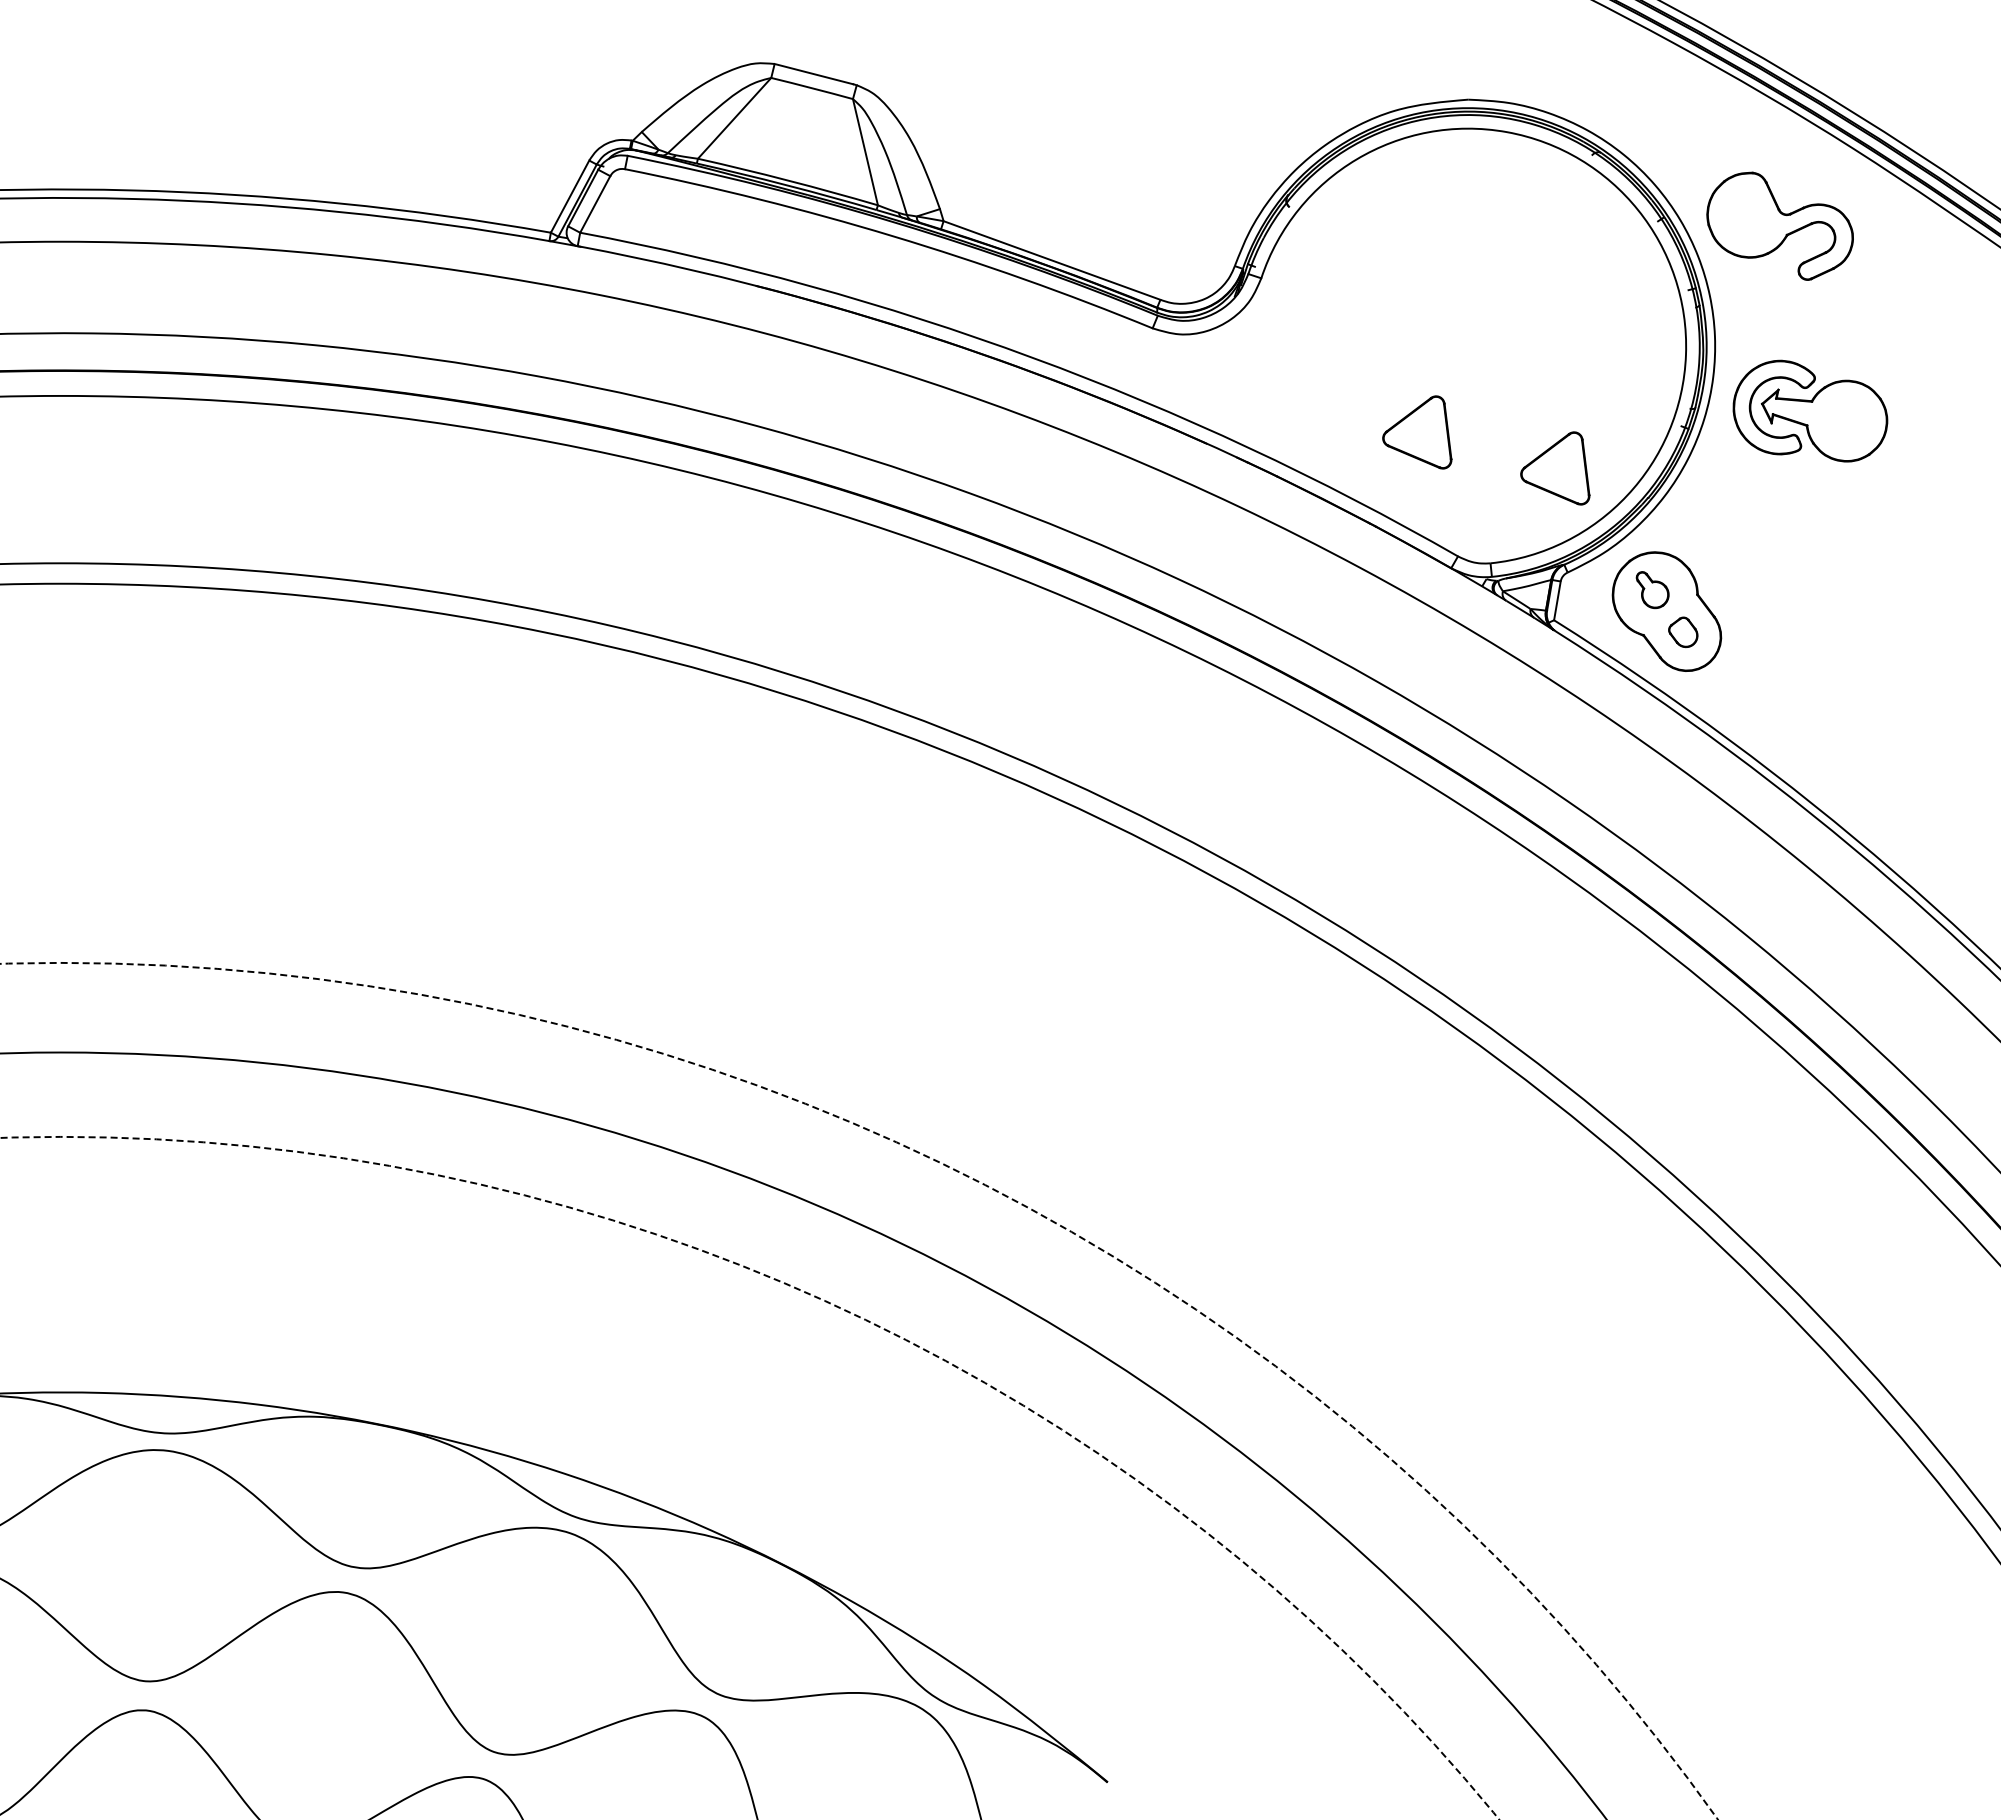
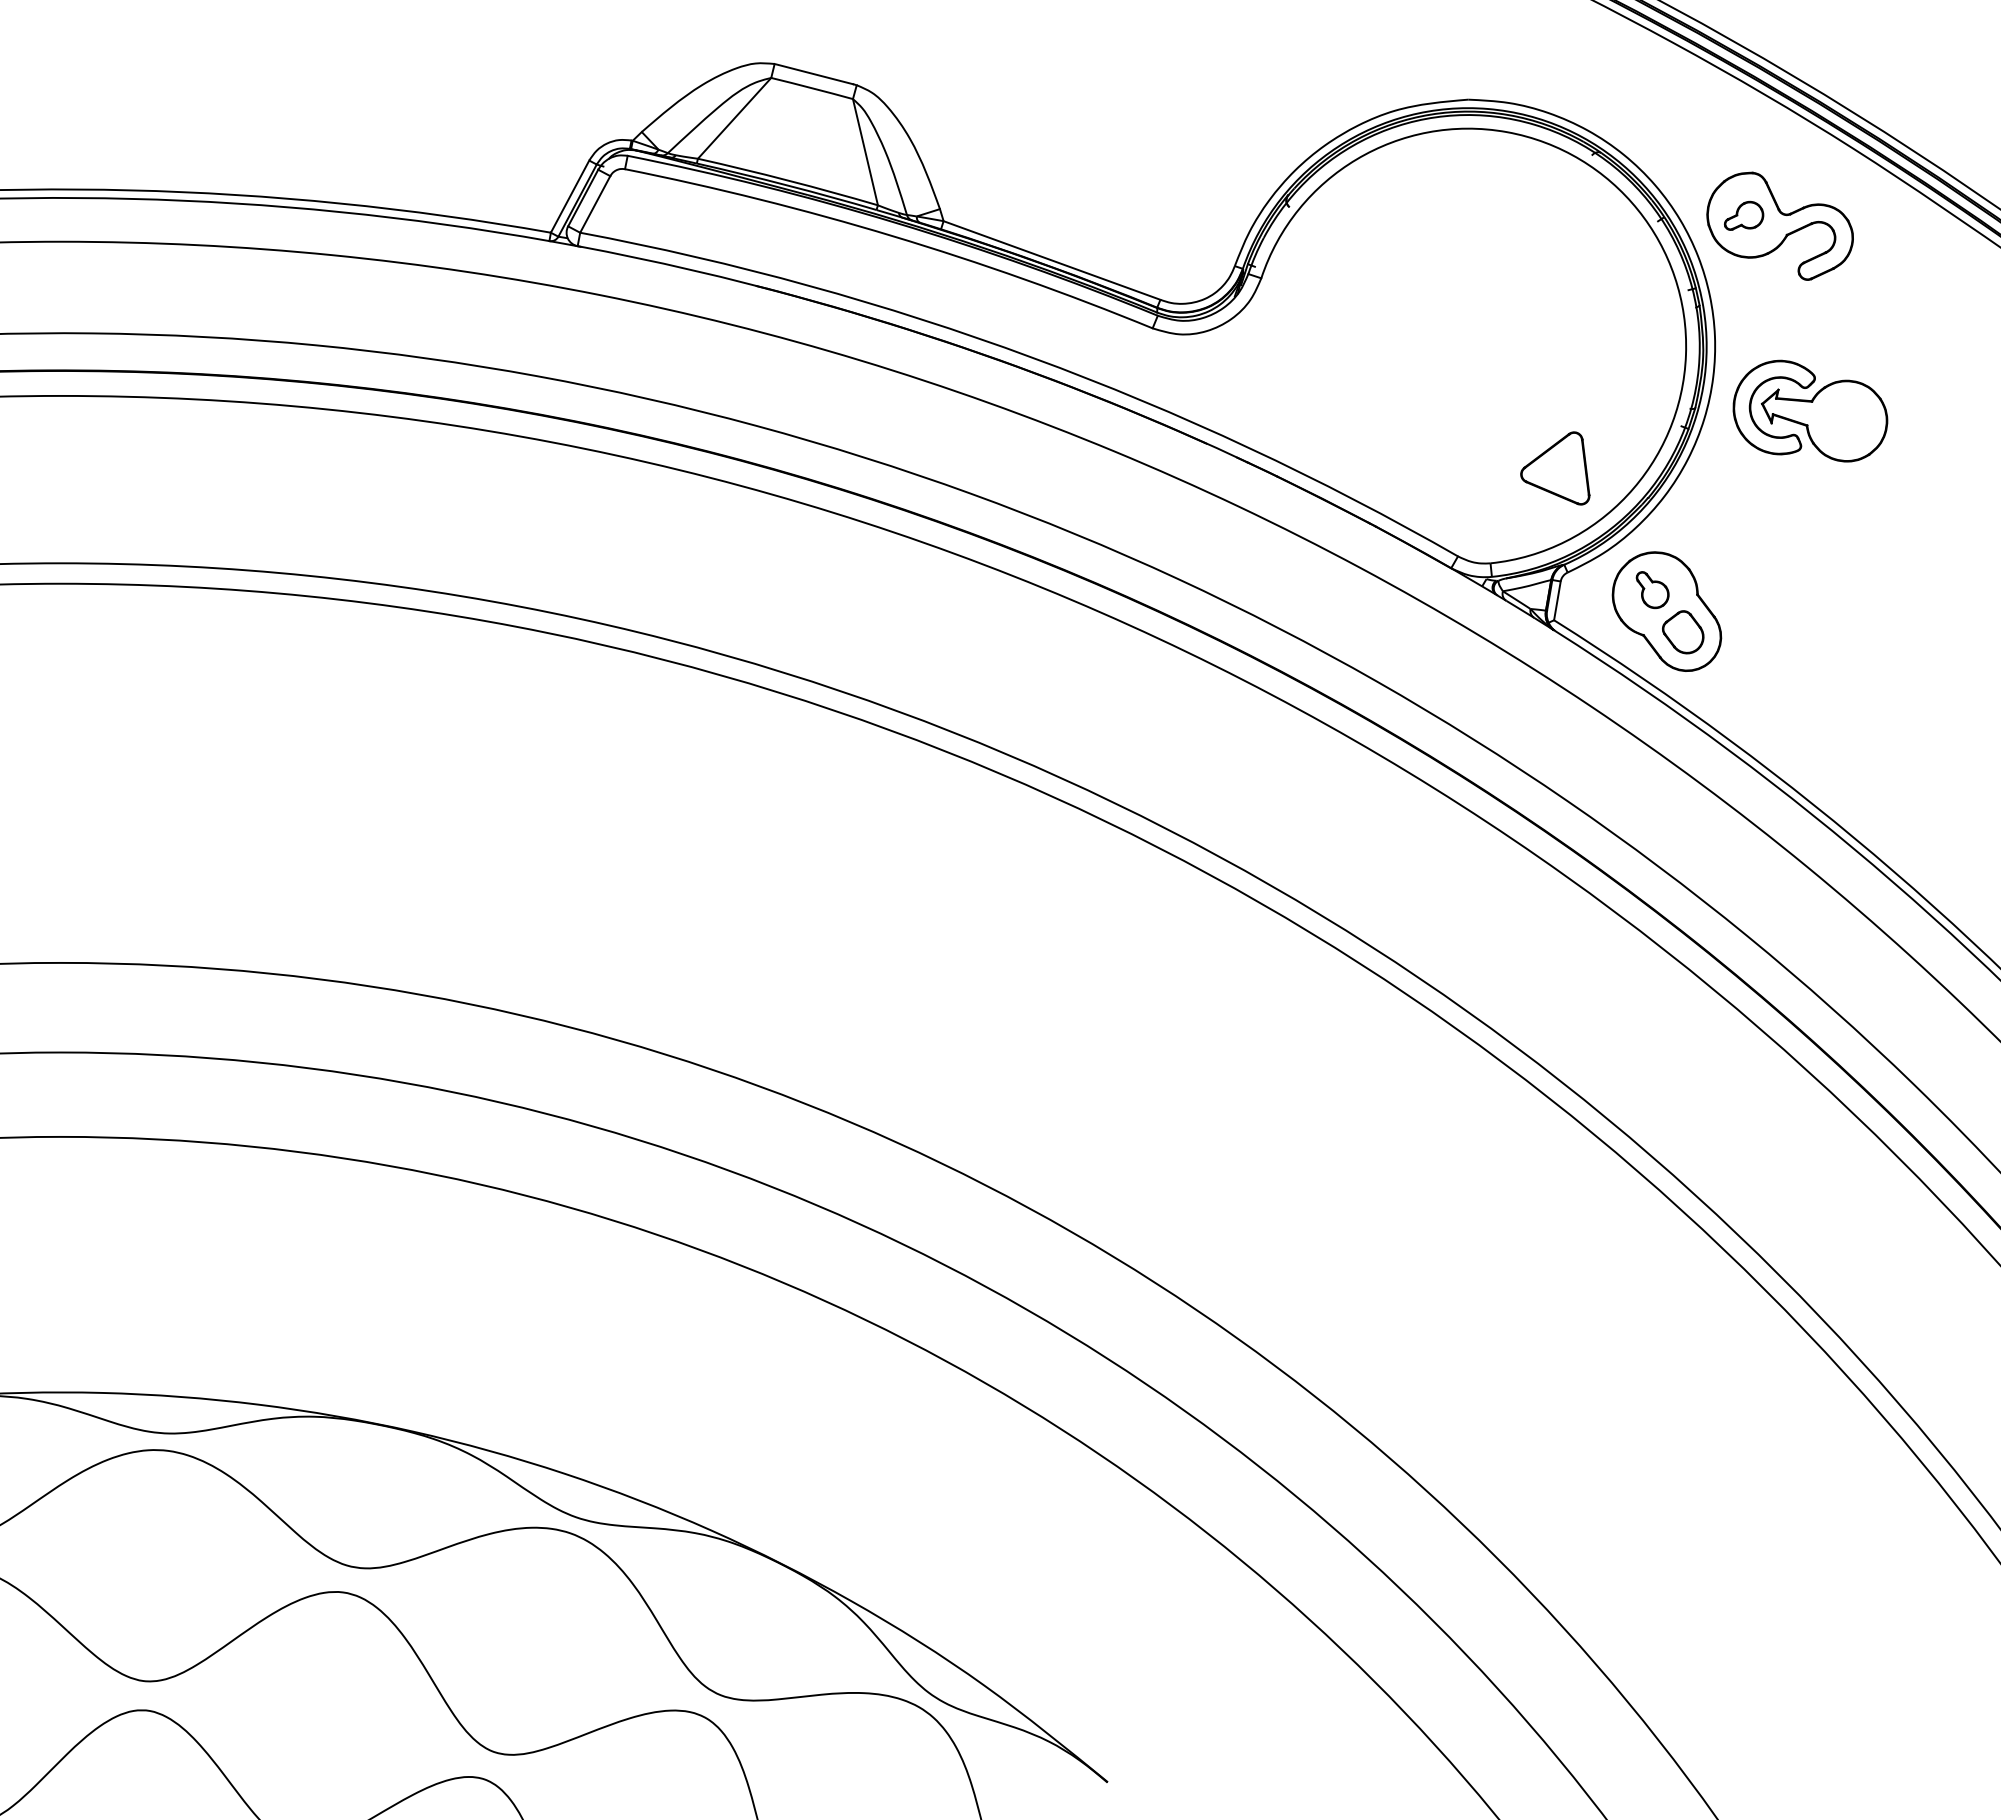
part: none -> present (1744, 215)
part: present -> none (1417, 432)
part size: 31x33 px -> 43x45 px (1683, 632)
circle: dashed -> solid (858, 1390)
circle: dashed -> solid (749, 1477)
